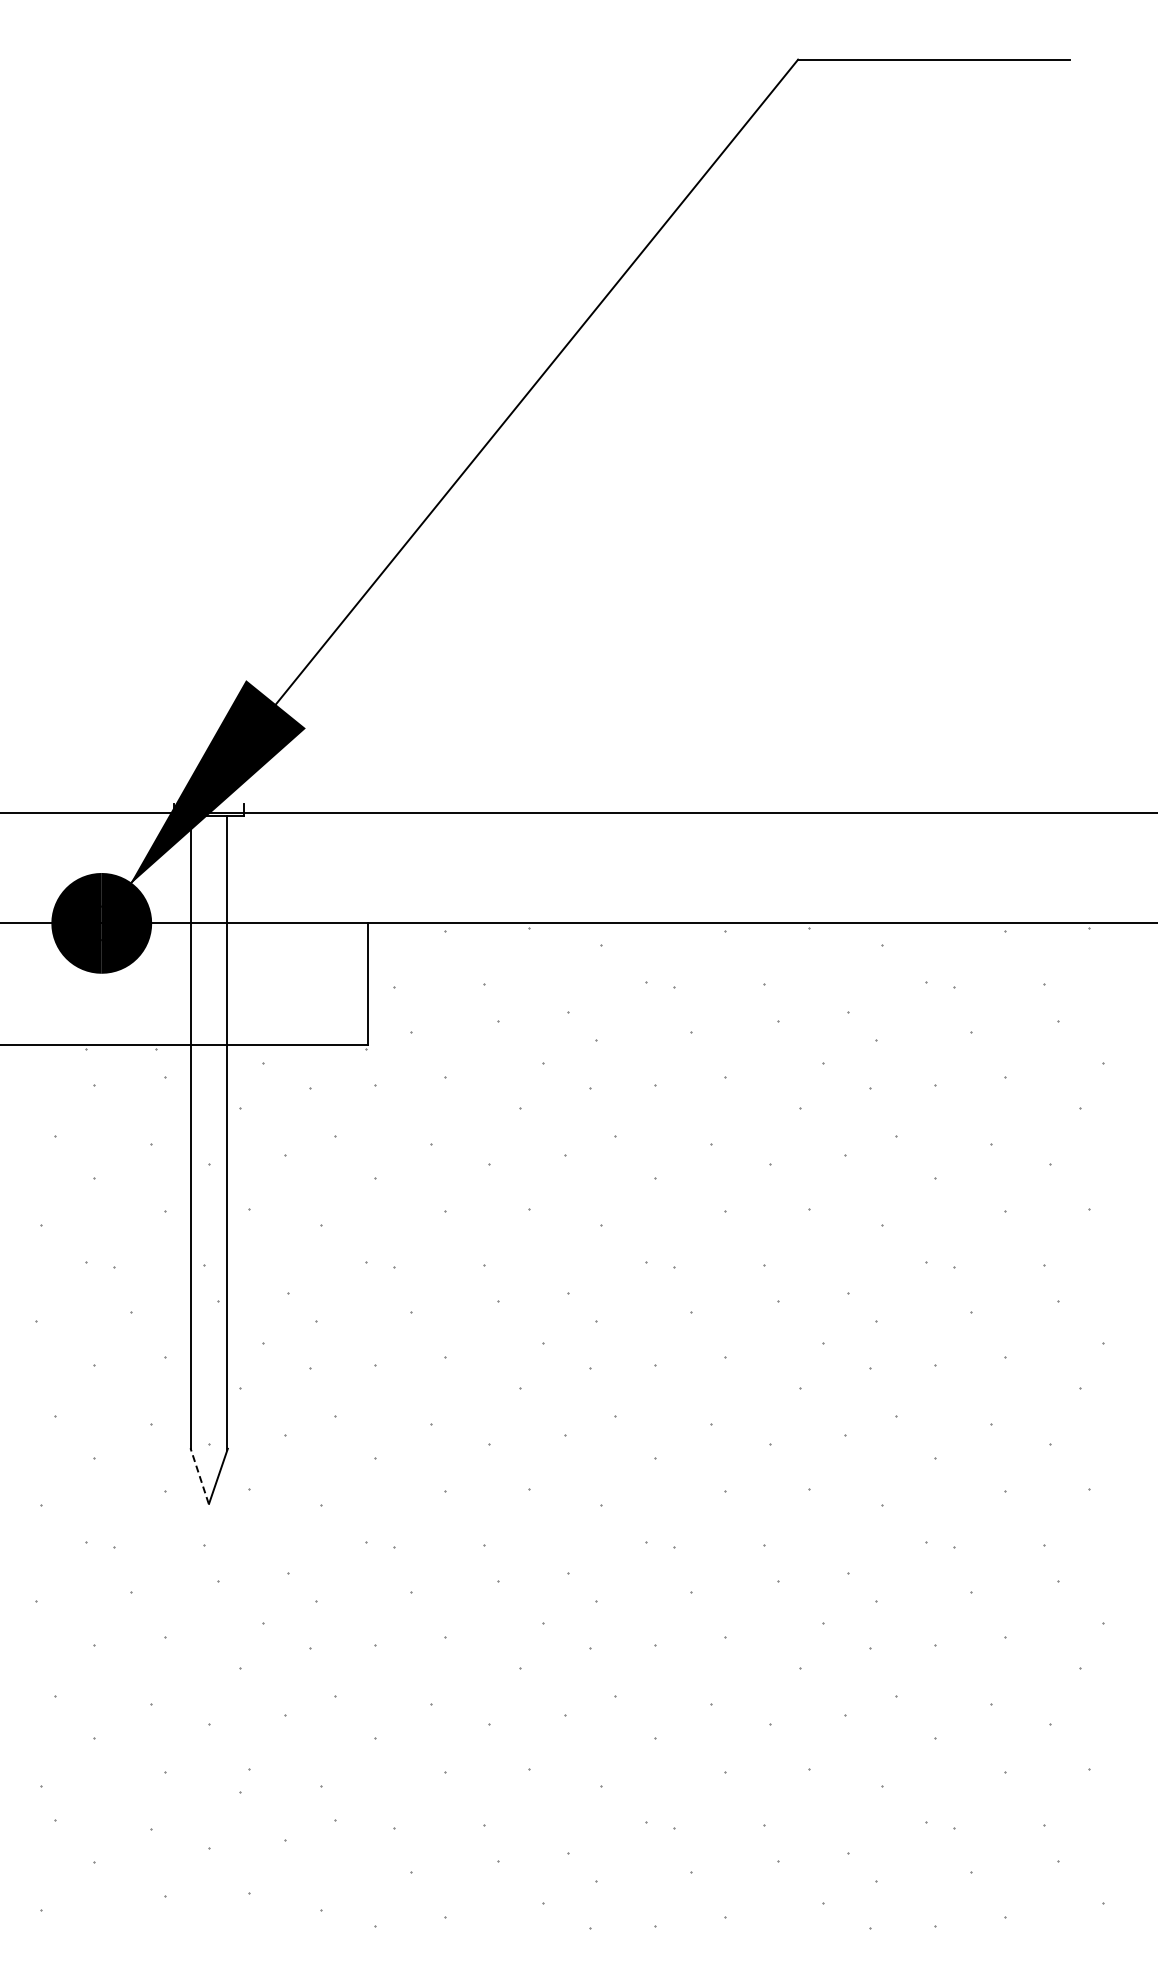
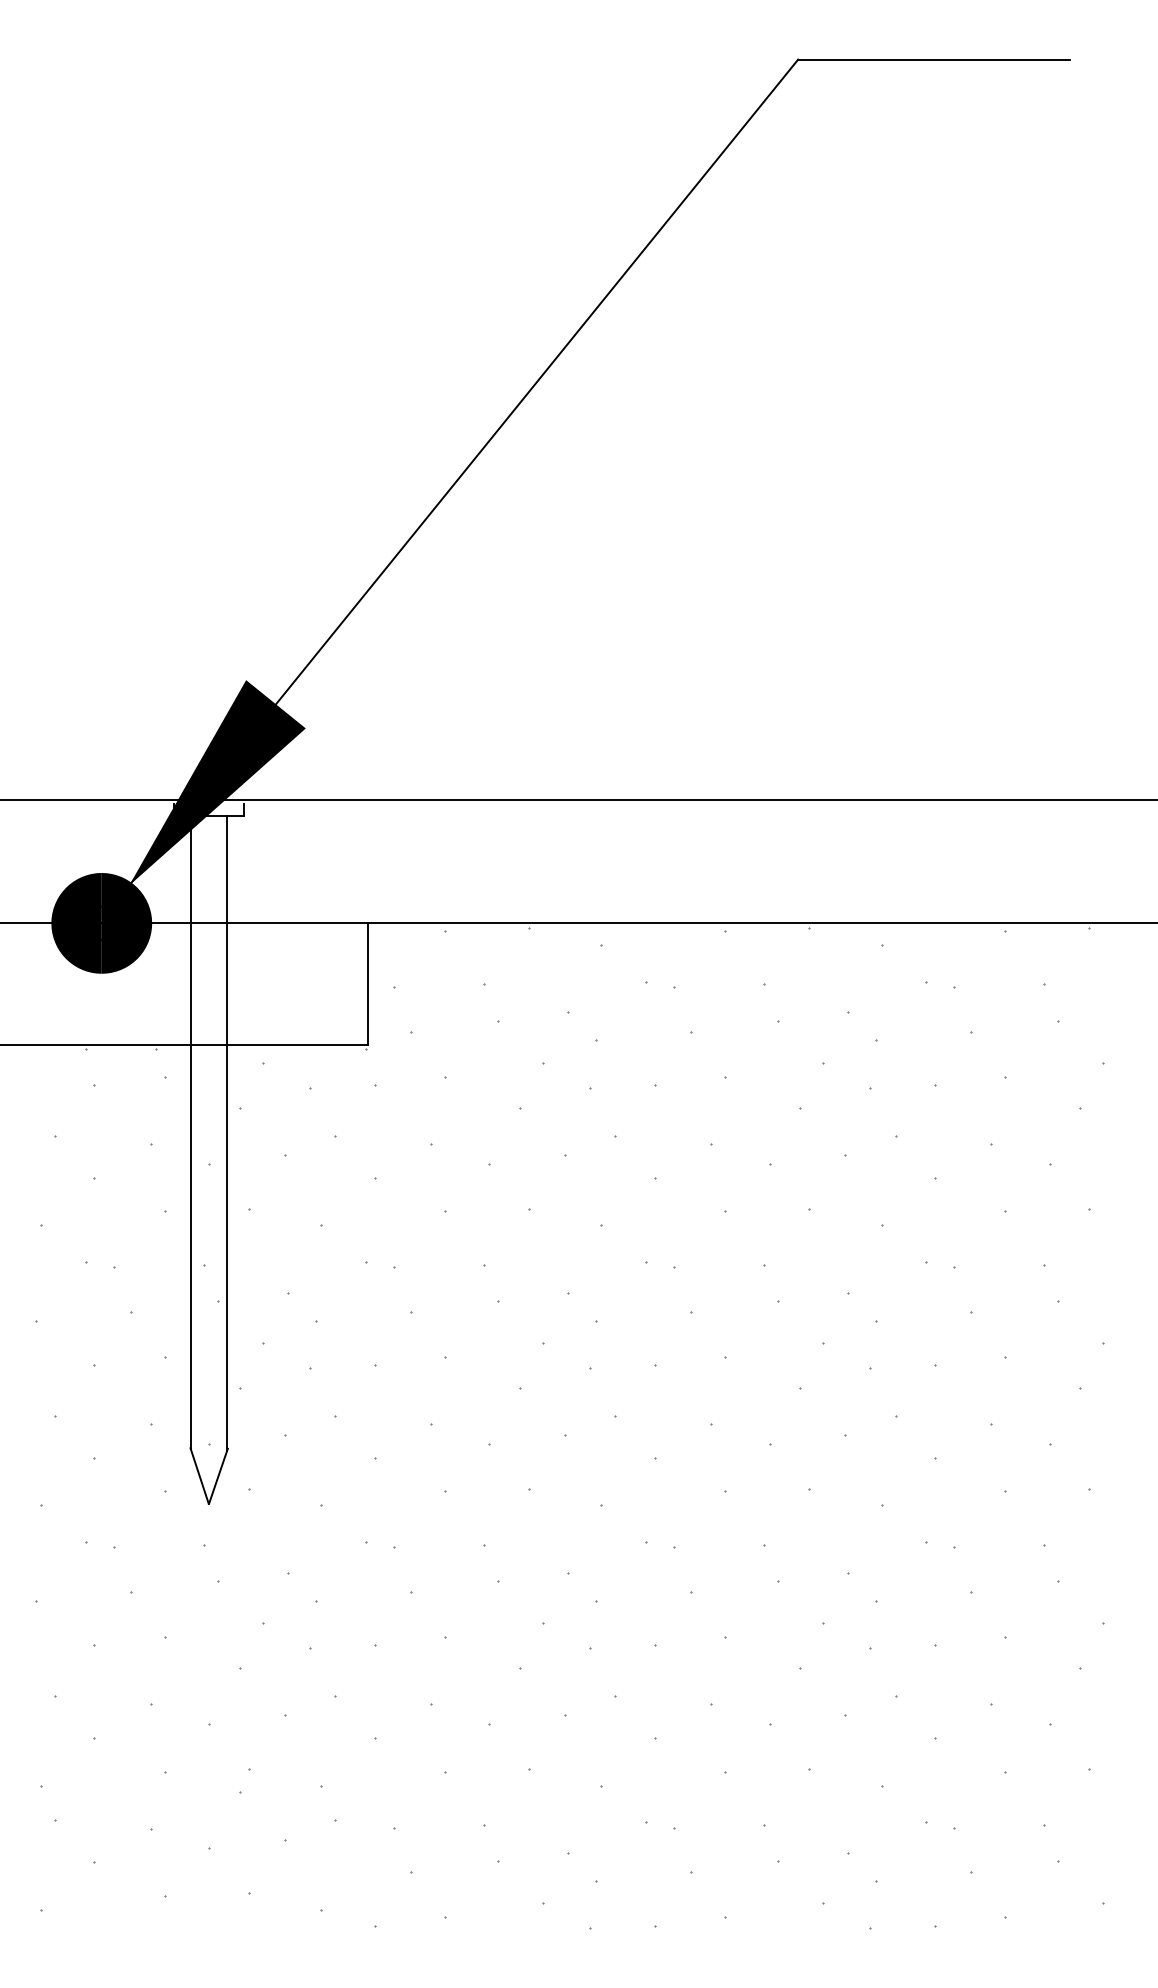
line position: (578, 813) -> (578, 800) (578, 800)
line: dashed -> solid (199, 1475)
